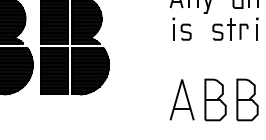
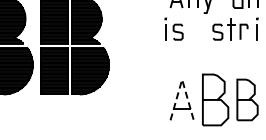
part position: (181, 28) -> (173, 28) (173, 28)
line: solid -> dashed (182, 79)
part size: 23x44 px -> 28x54 px (215, 99)
